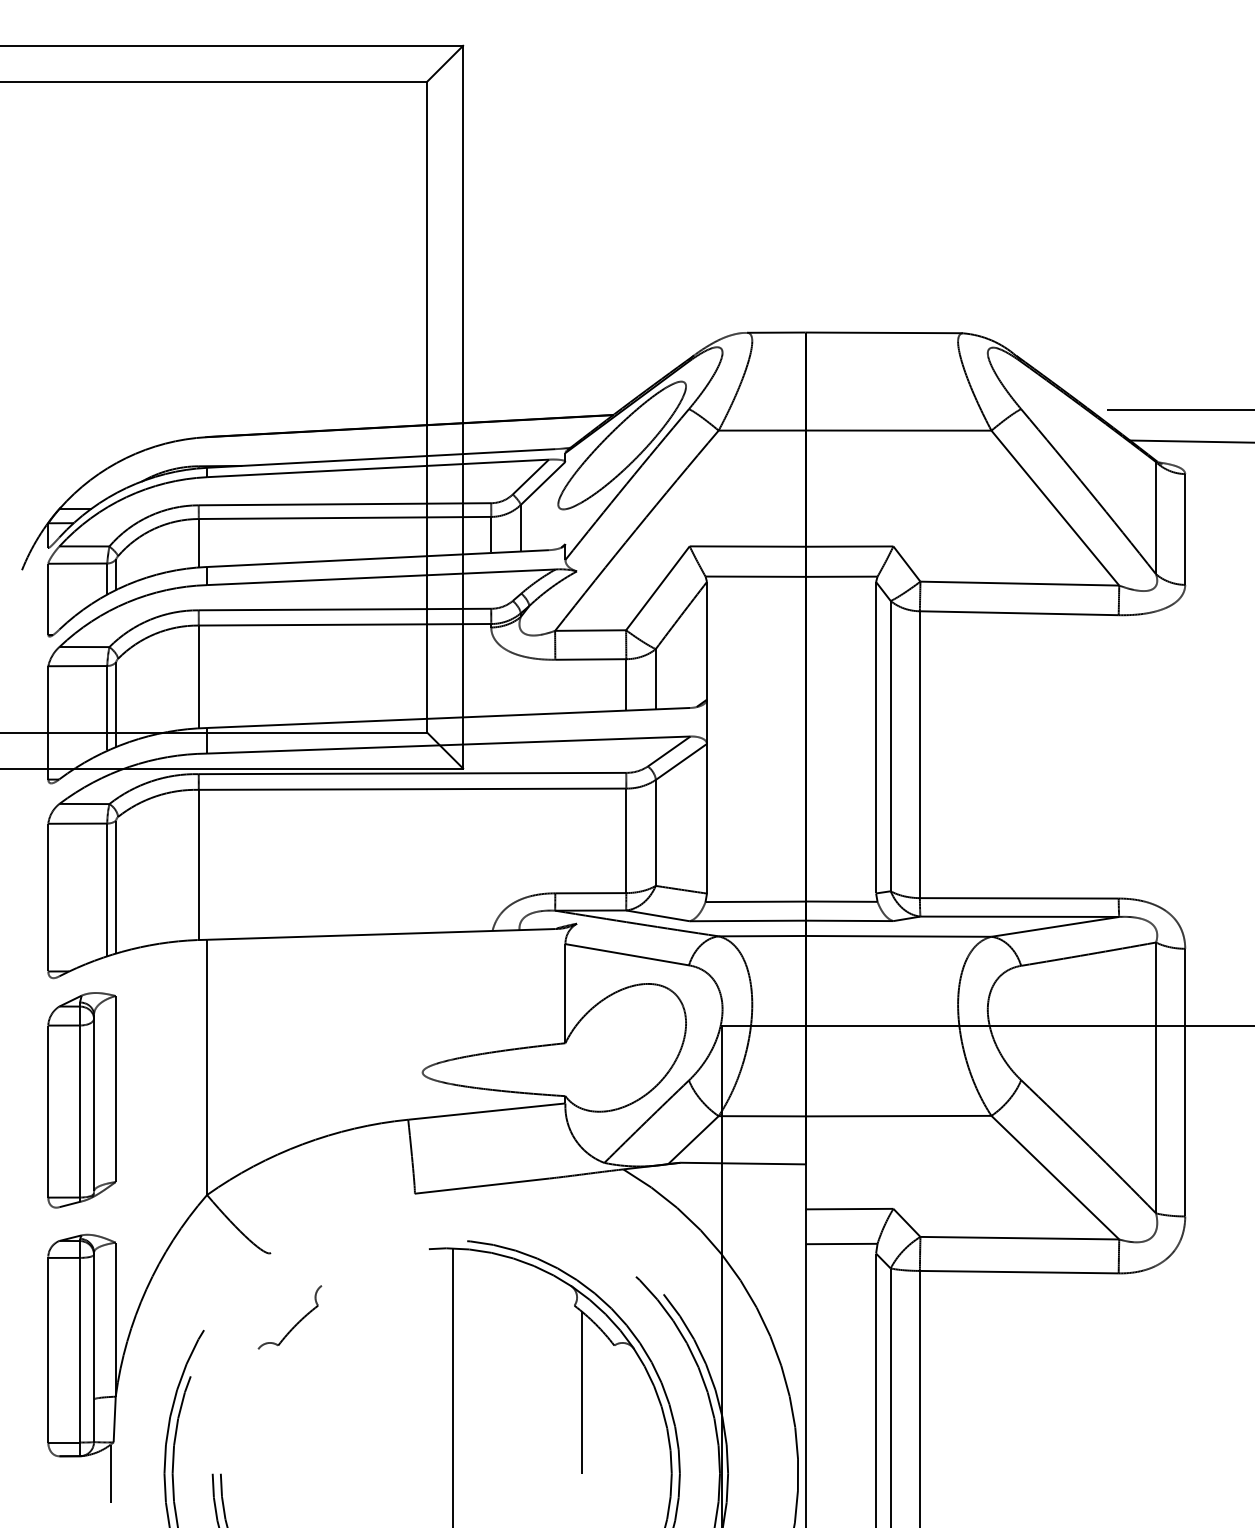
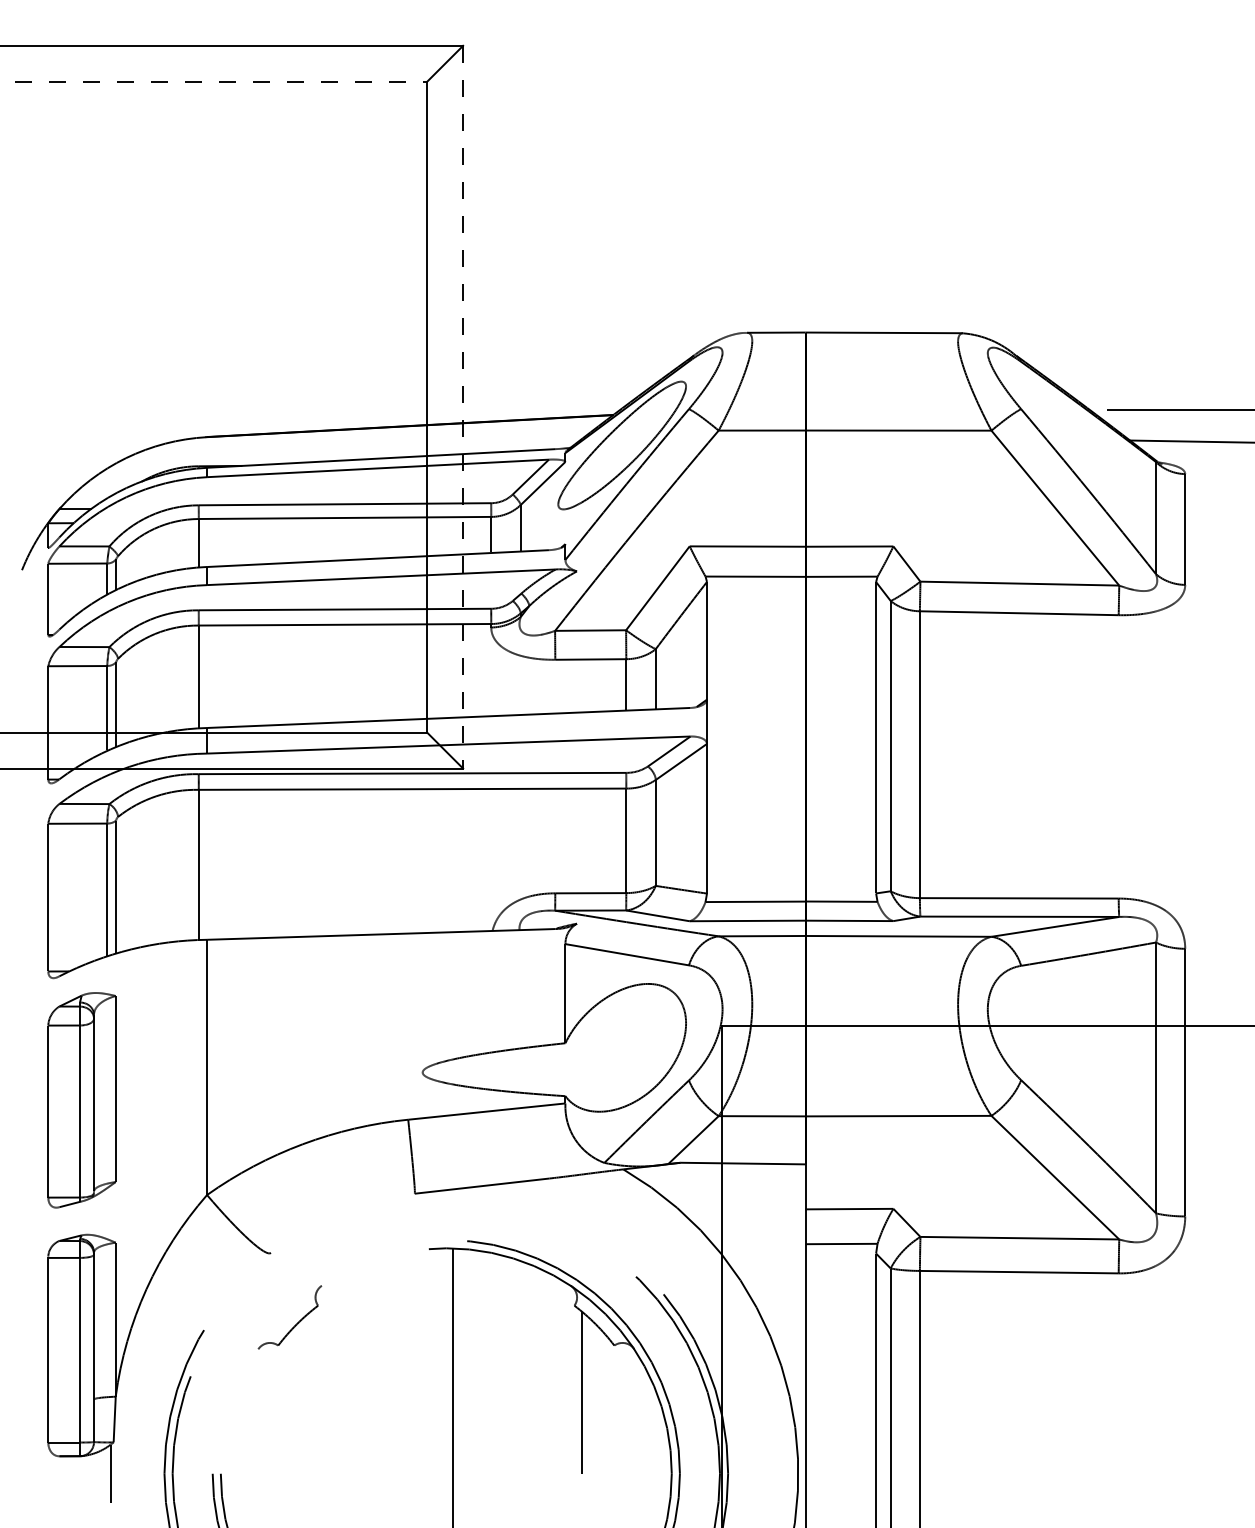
line: solid -> dashed (214, 81)
line: solid -> dashed (463, 407)
